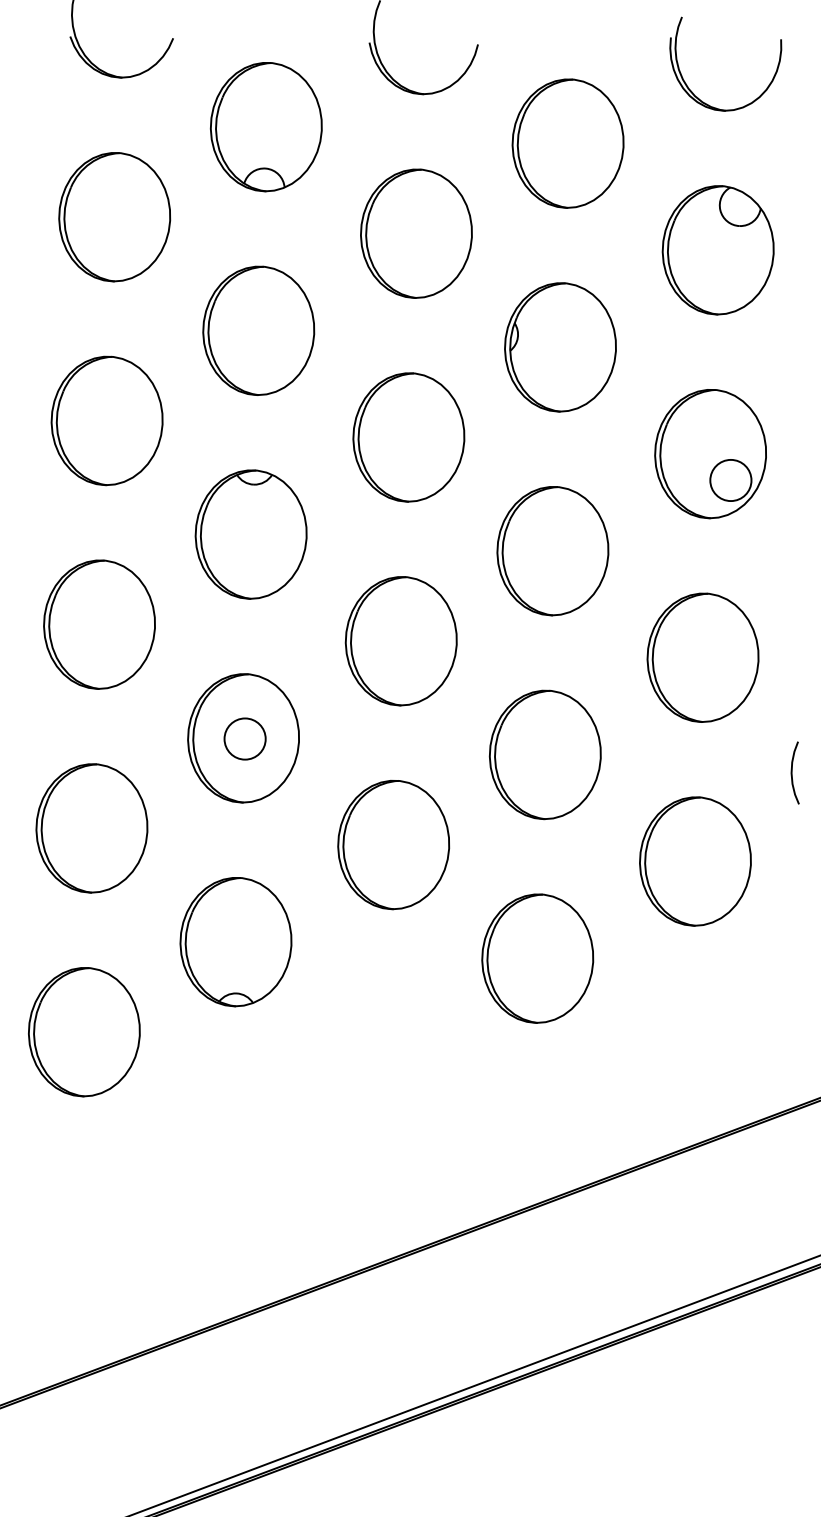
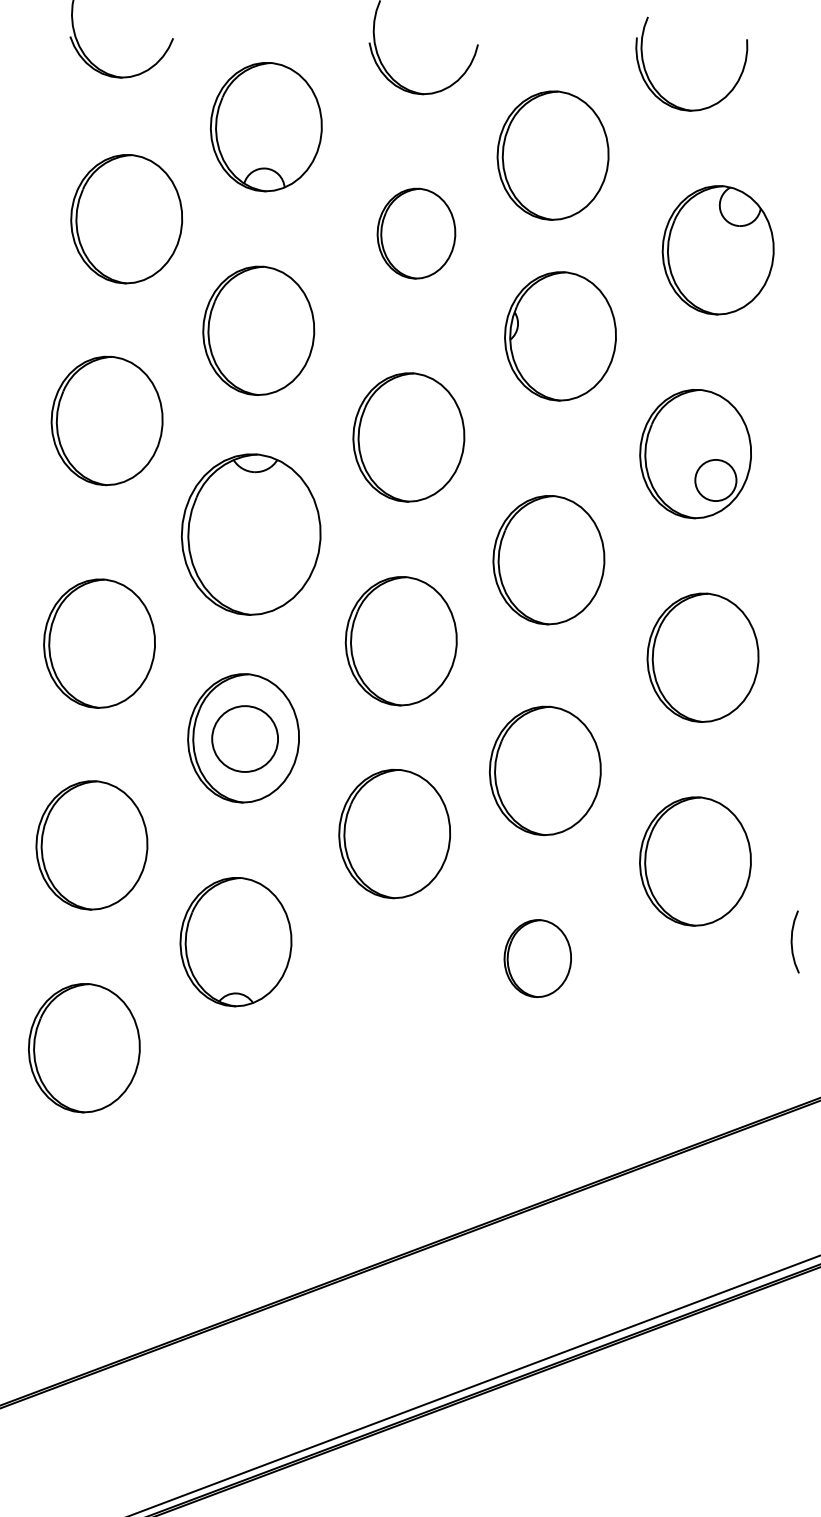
part position: (693, 92) -> (659, 92) (659, 92)
part position: (567, 143) -> (552, 155) (552, 155)
part position: (114, 217) -> (126, 219) (126, 219)
part size: 113x131 px -> 81x93 px (416, 233)
part position: (560, 347) -> (560, 336) (560, 336)
part position: (710, 454) -> (695, 454) (695, 454)
part size: 114x131 px -> 142x163 px (250, 534)
part position: (552, 551) -> (548, 560) (548, 560)
part position: (99, 624) -> (99, 643) (99, 643)
circle diameter: 41 px -> 66 px (245, 738)
part position: (544, 754) -> (544, 770) (544, 770)
curve position: (792, 772) -> (792, 941) (792, 941)
part position: (91, 828) -> (91, 845) (91, 845)
part position: (393, 845) -> (394, 834) (394, 834)
part size: 114x131 px -> 69x80 px (537, 958)
part position: (84, 1032) -> (84, 1048) (84, 1048)
